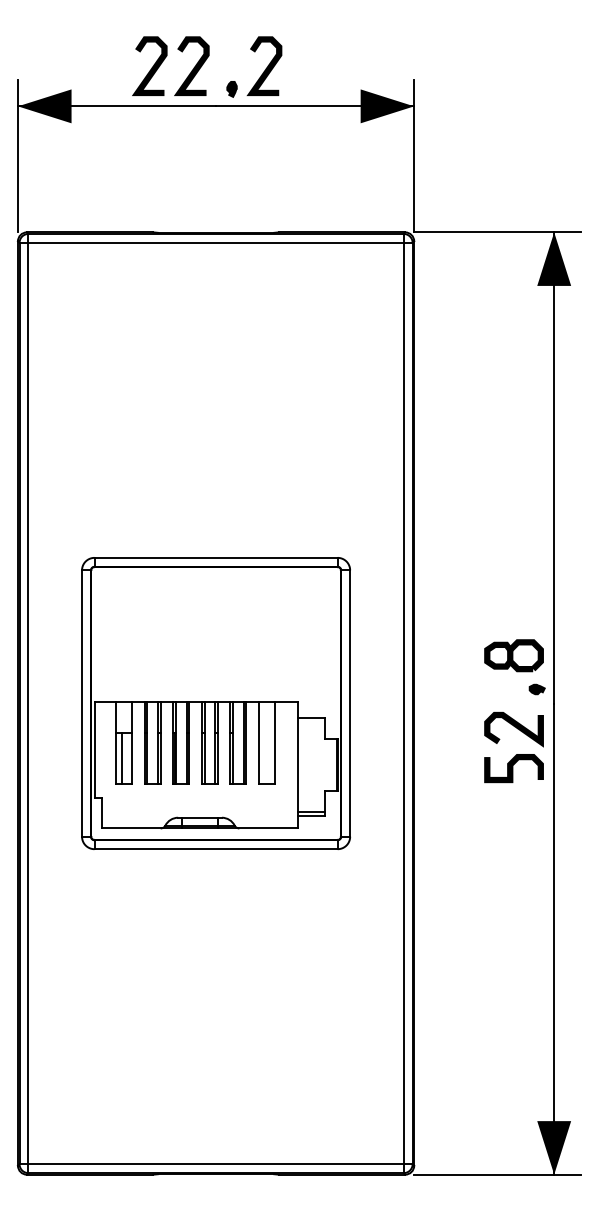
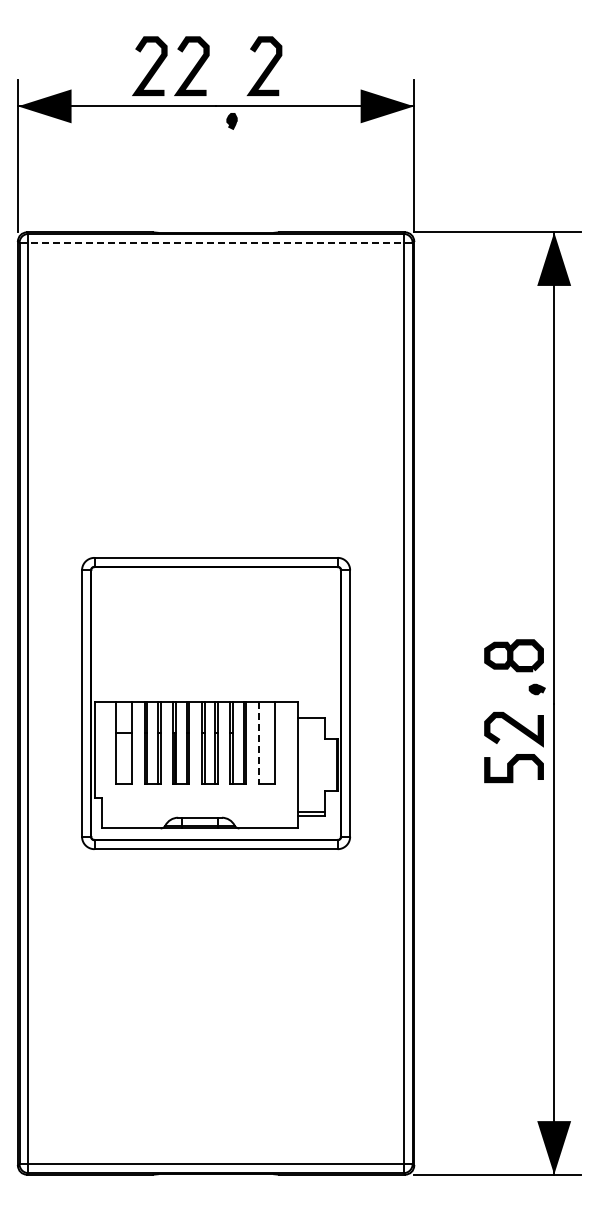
part position: (231, 89) -> (231, 121) (231, 121)
line: solid -> dashed (216, 242)
line: solid -> dashed (258, 743)
line: present -> none (121, 757)
